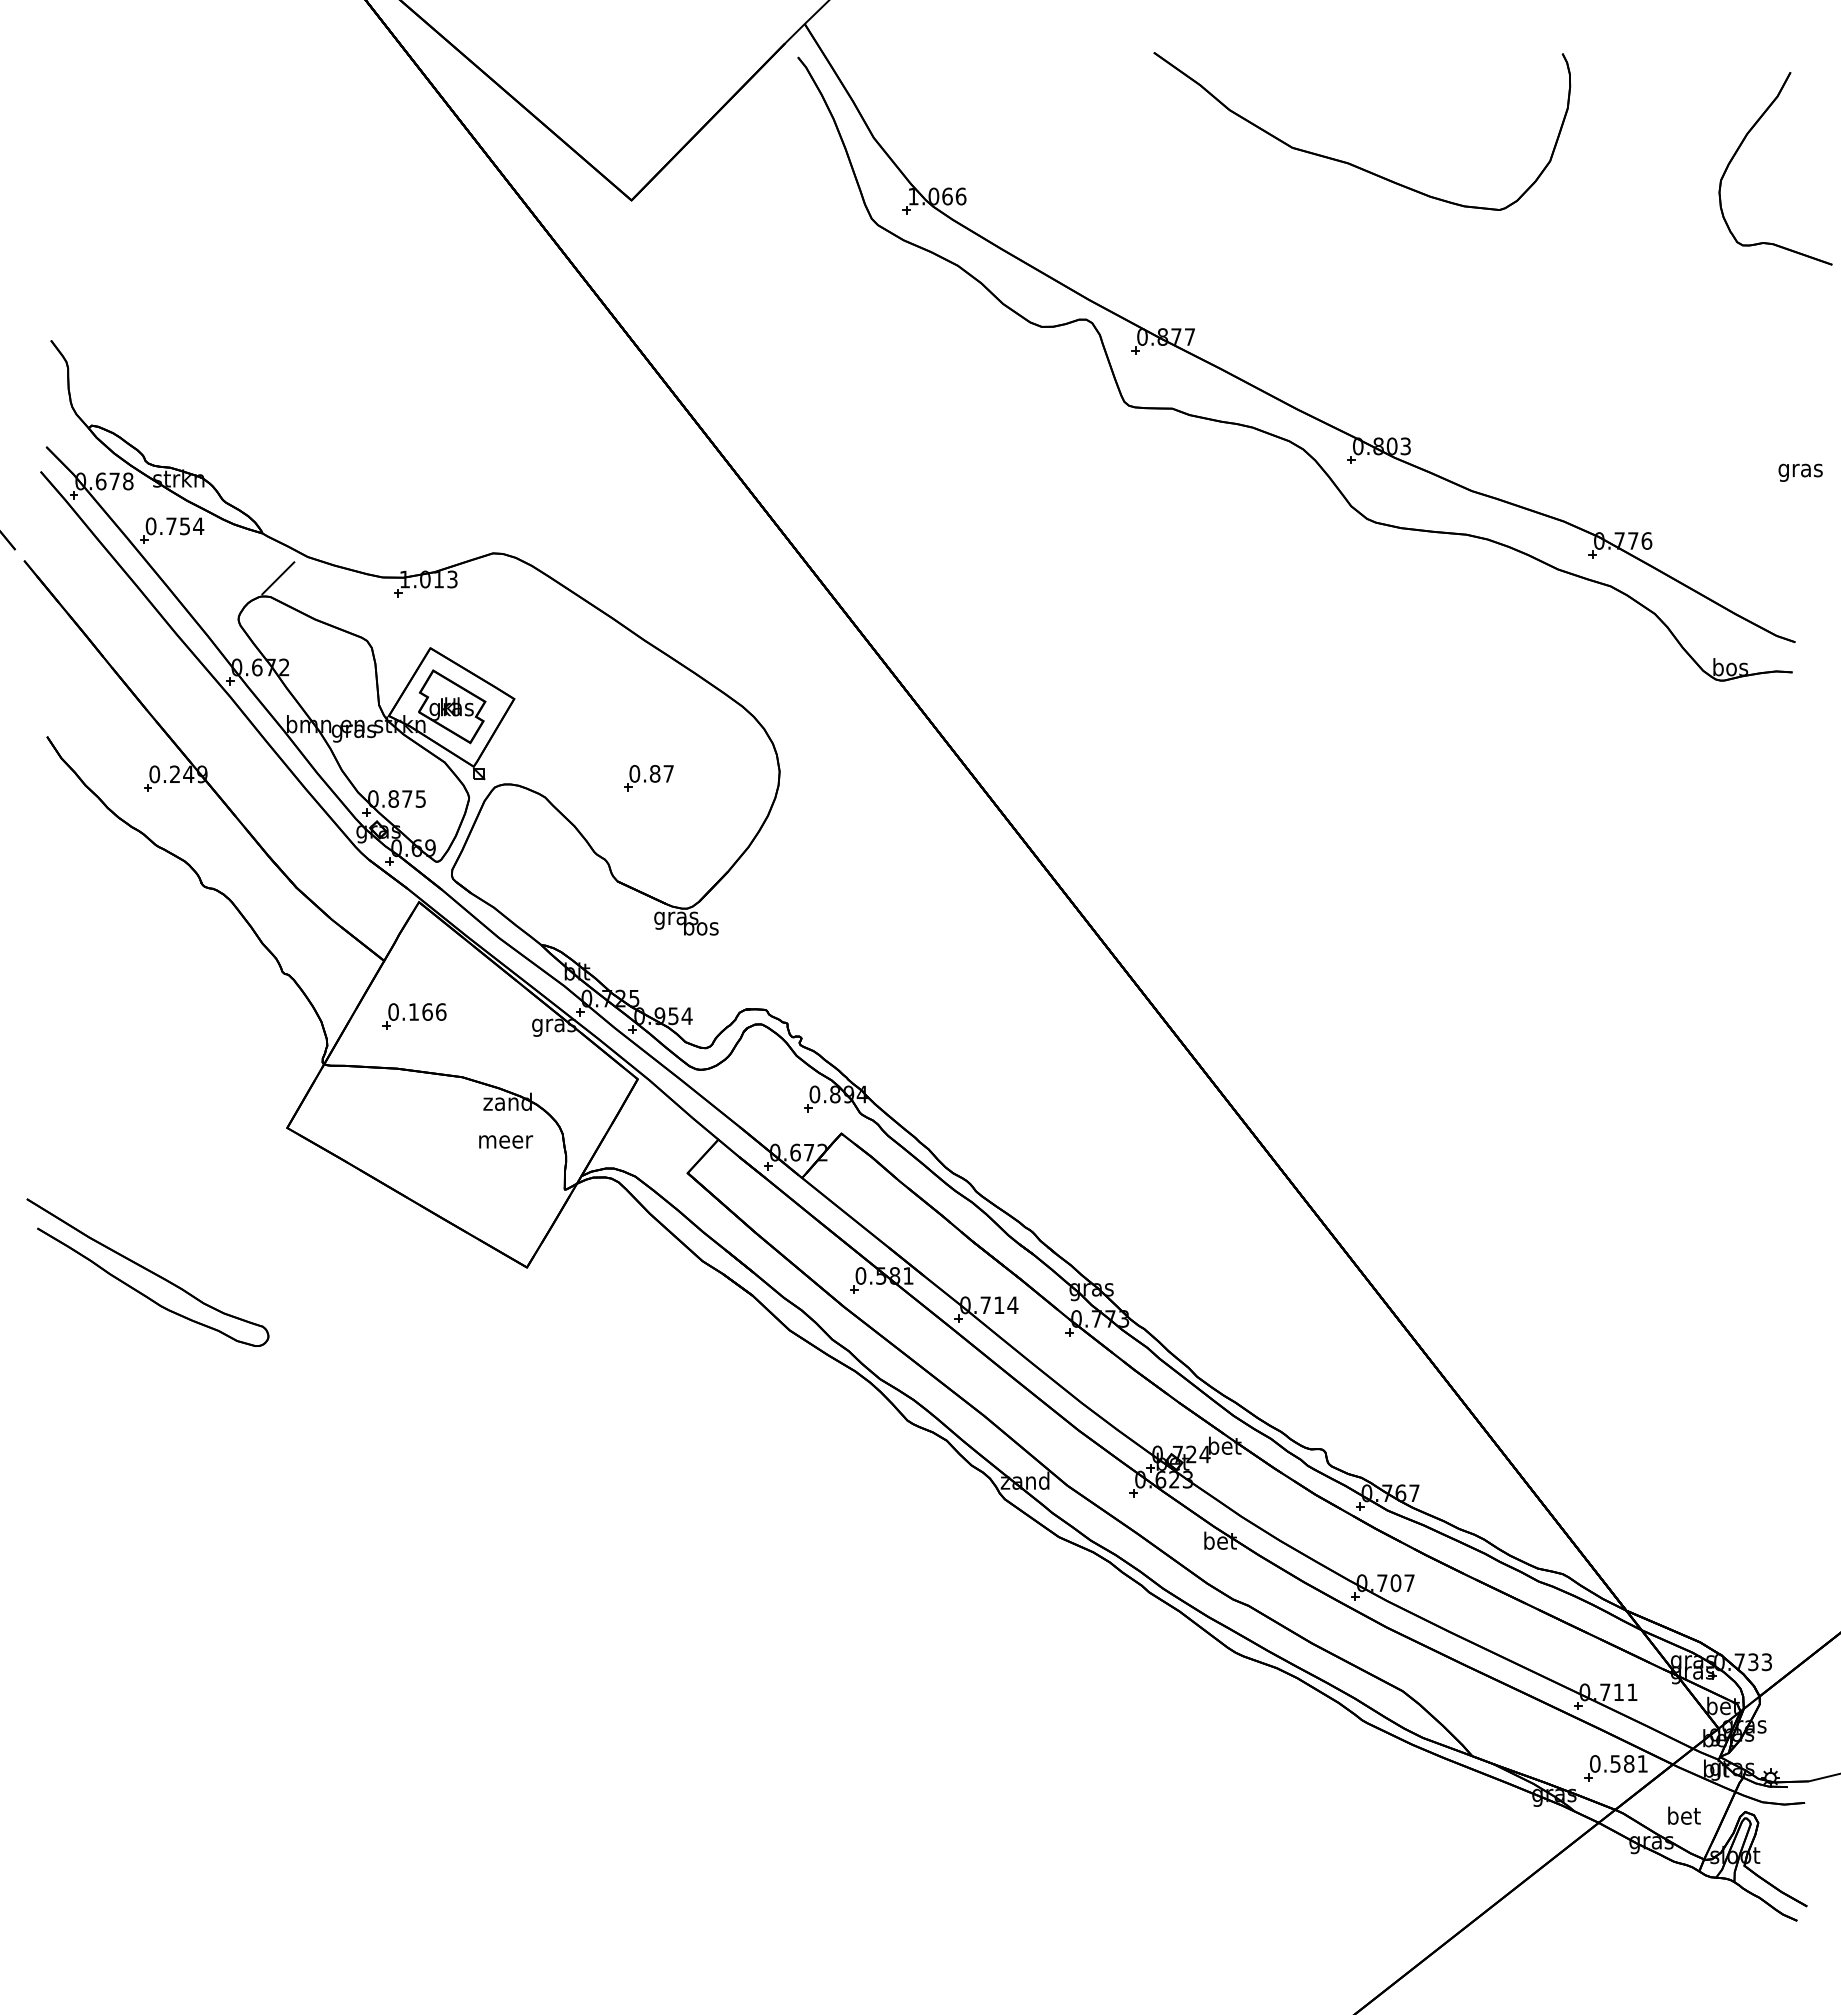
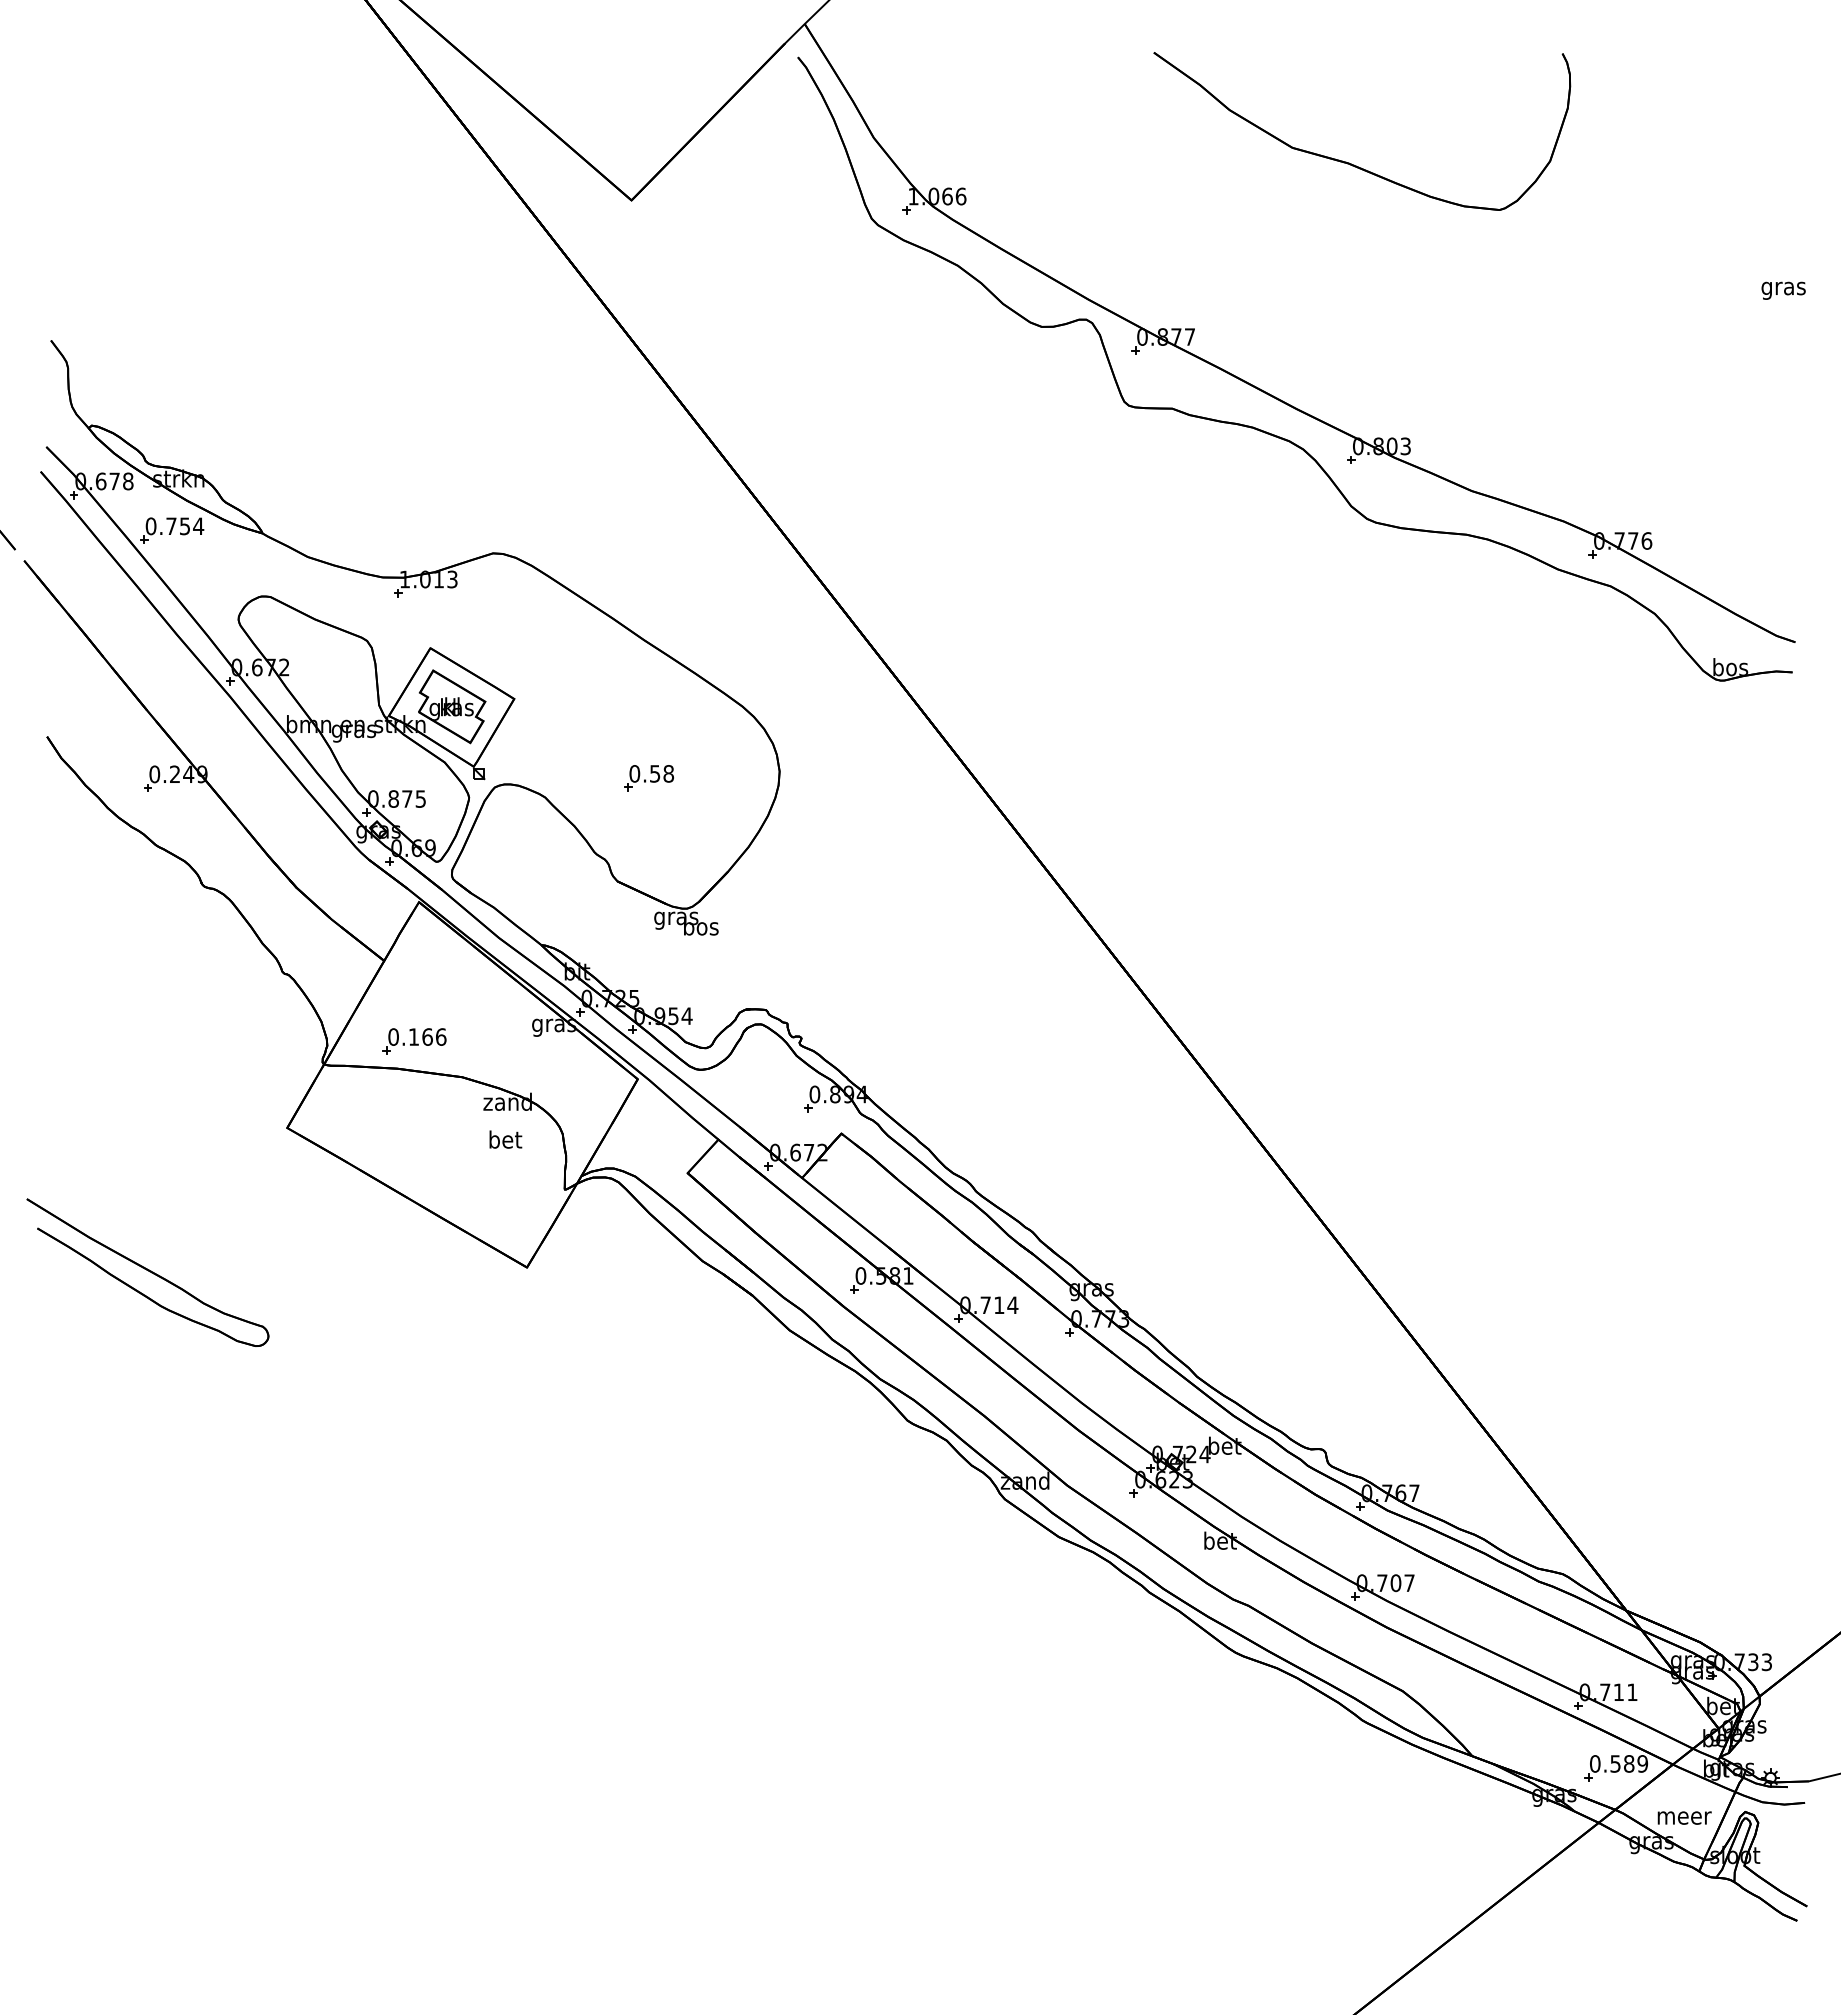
part: present -> none (1740, 147)
text position: (1800, 472) -> (1783, 290) (1783, 290)
line: present -> none (278, 578)
text: 0.87 -> 0.58 (662, 773)
part position: (414, 1016) -> (414, 1041) (414, 1041)
text: meer -> bet (506, 1139)
text: 0.581 -> 0.589 (1642, 1763)
text: bet -> meer (1684, 1815)
